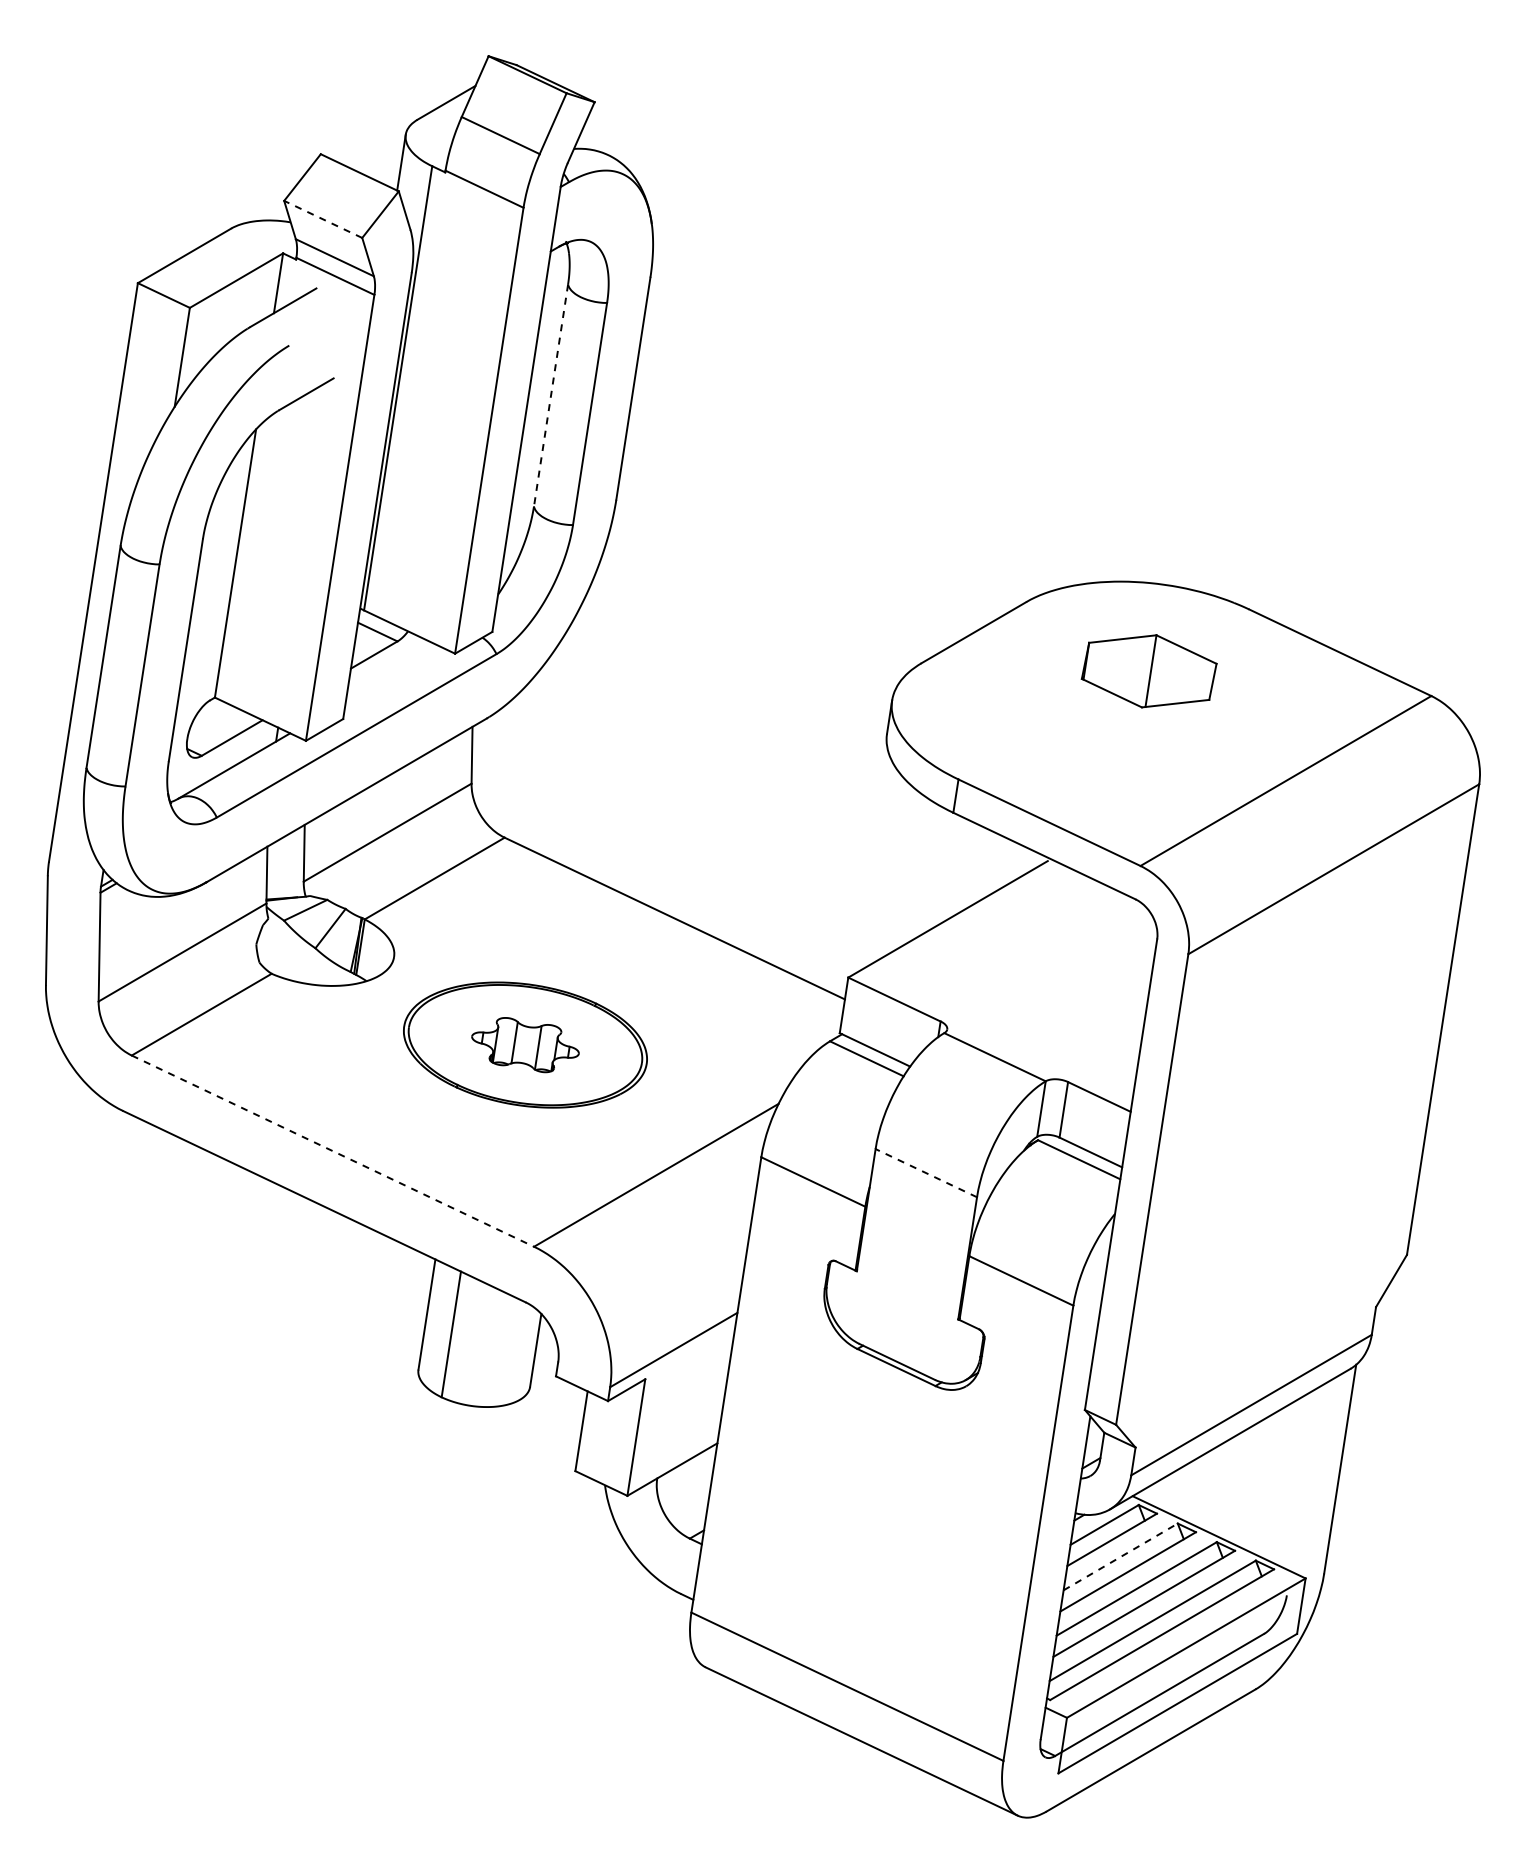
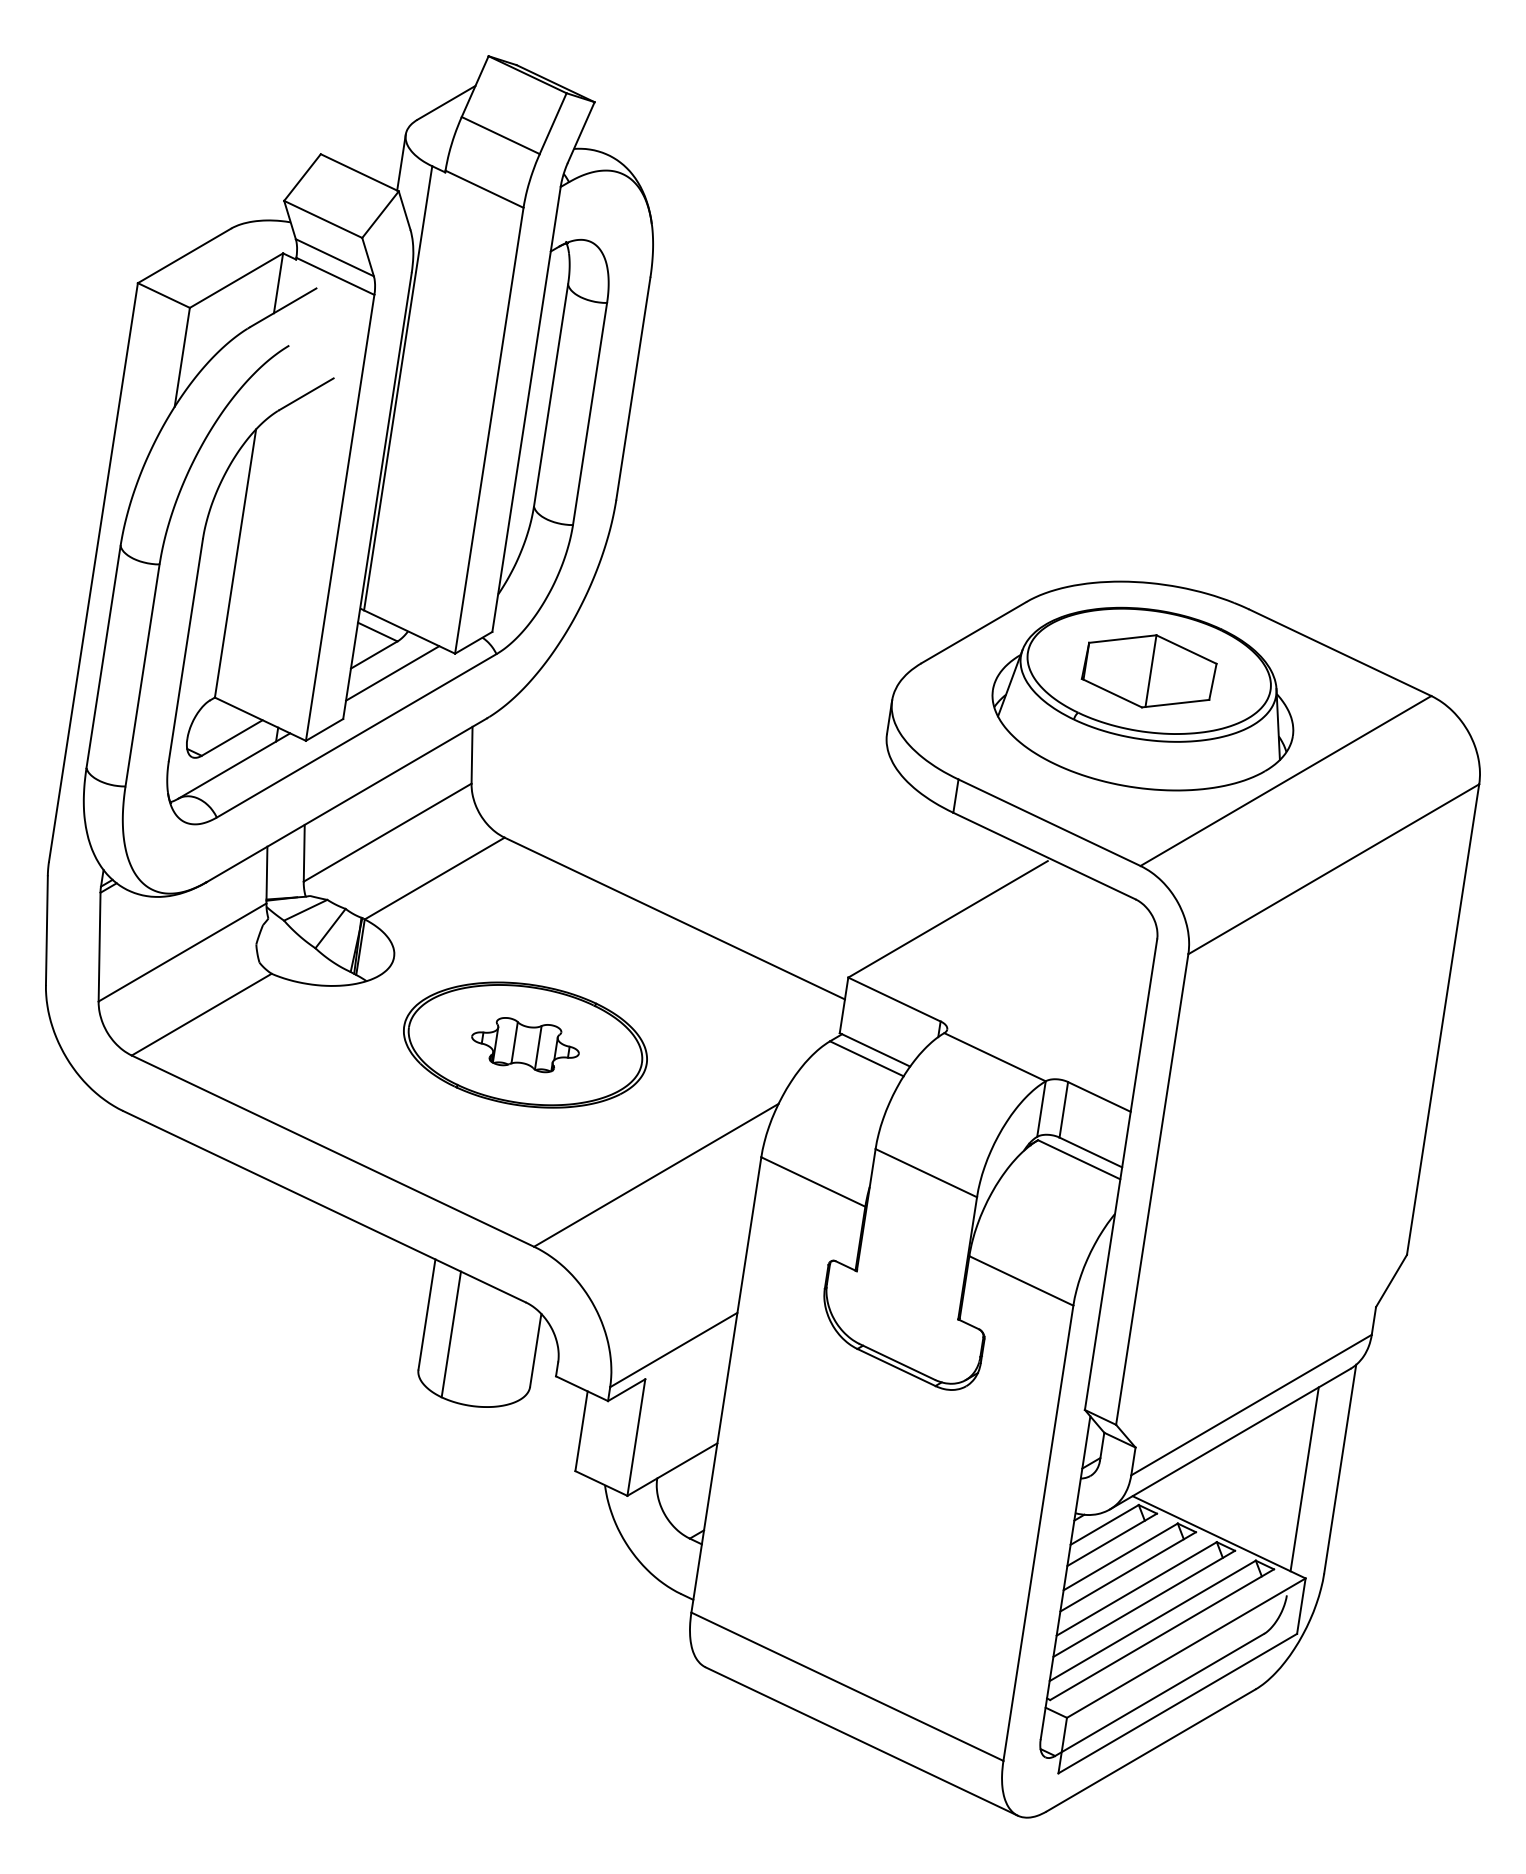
line: dashed -> solid (322, 219)
line: dashed -> solid (550, 395)
line: none -> present (392, 673)
part: none -> present (1142, 698)
line: dashed -> solid (332, 1151)
line: dashed -> solid (925, 1172)
line: none -> present (1304, 1479)
line: dashed -> solid (1121, 1556)
